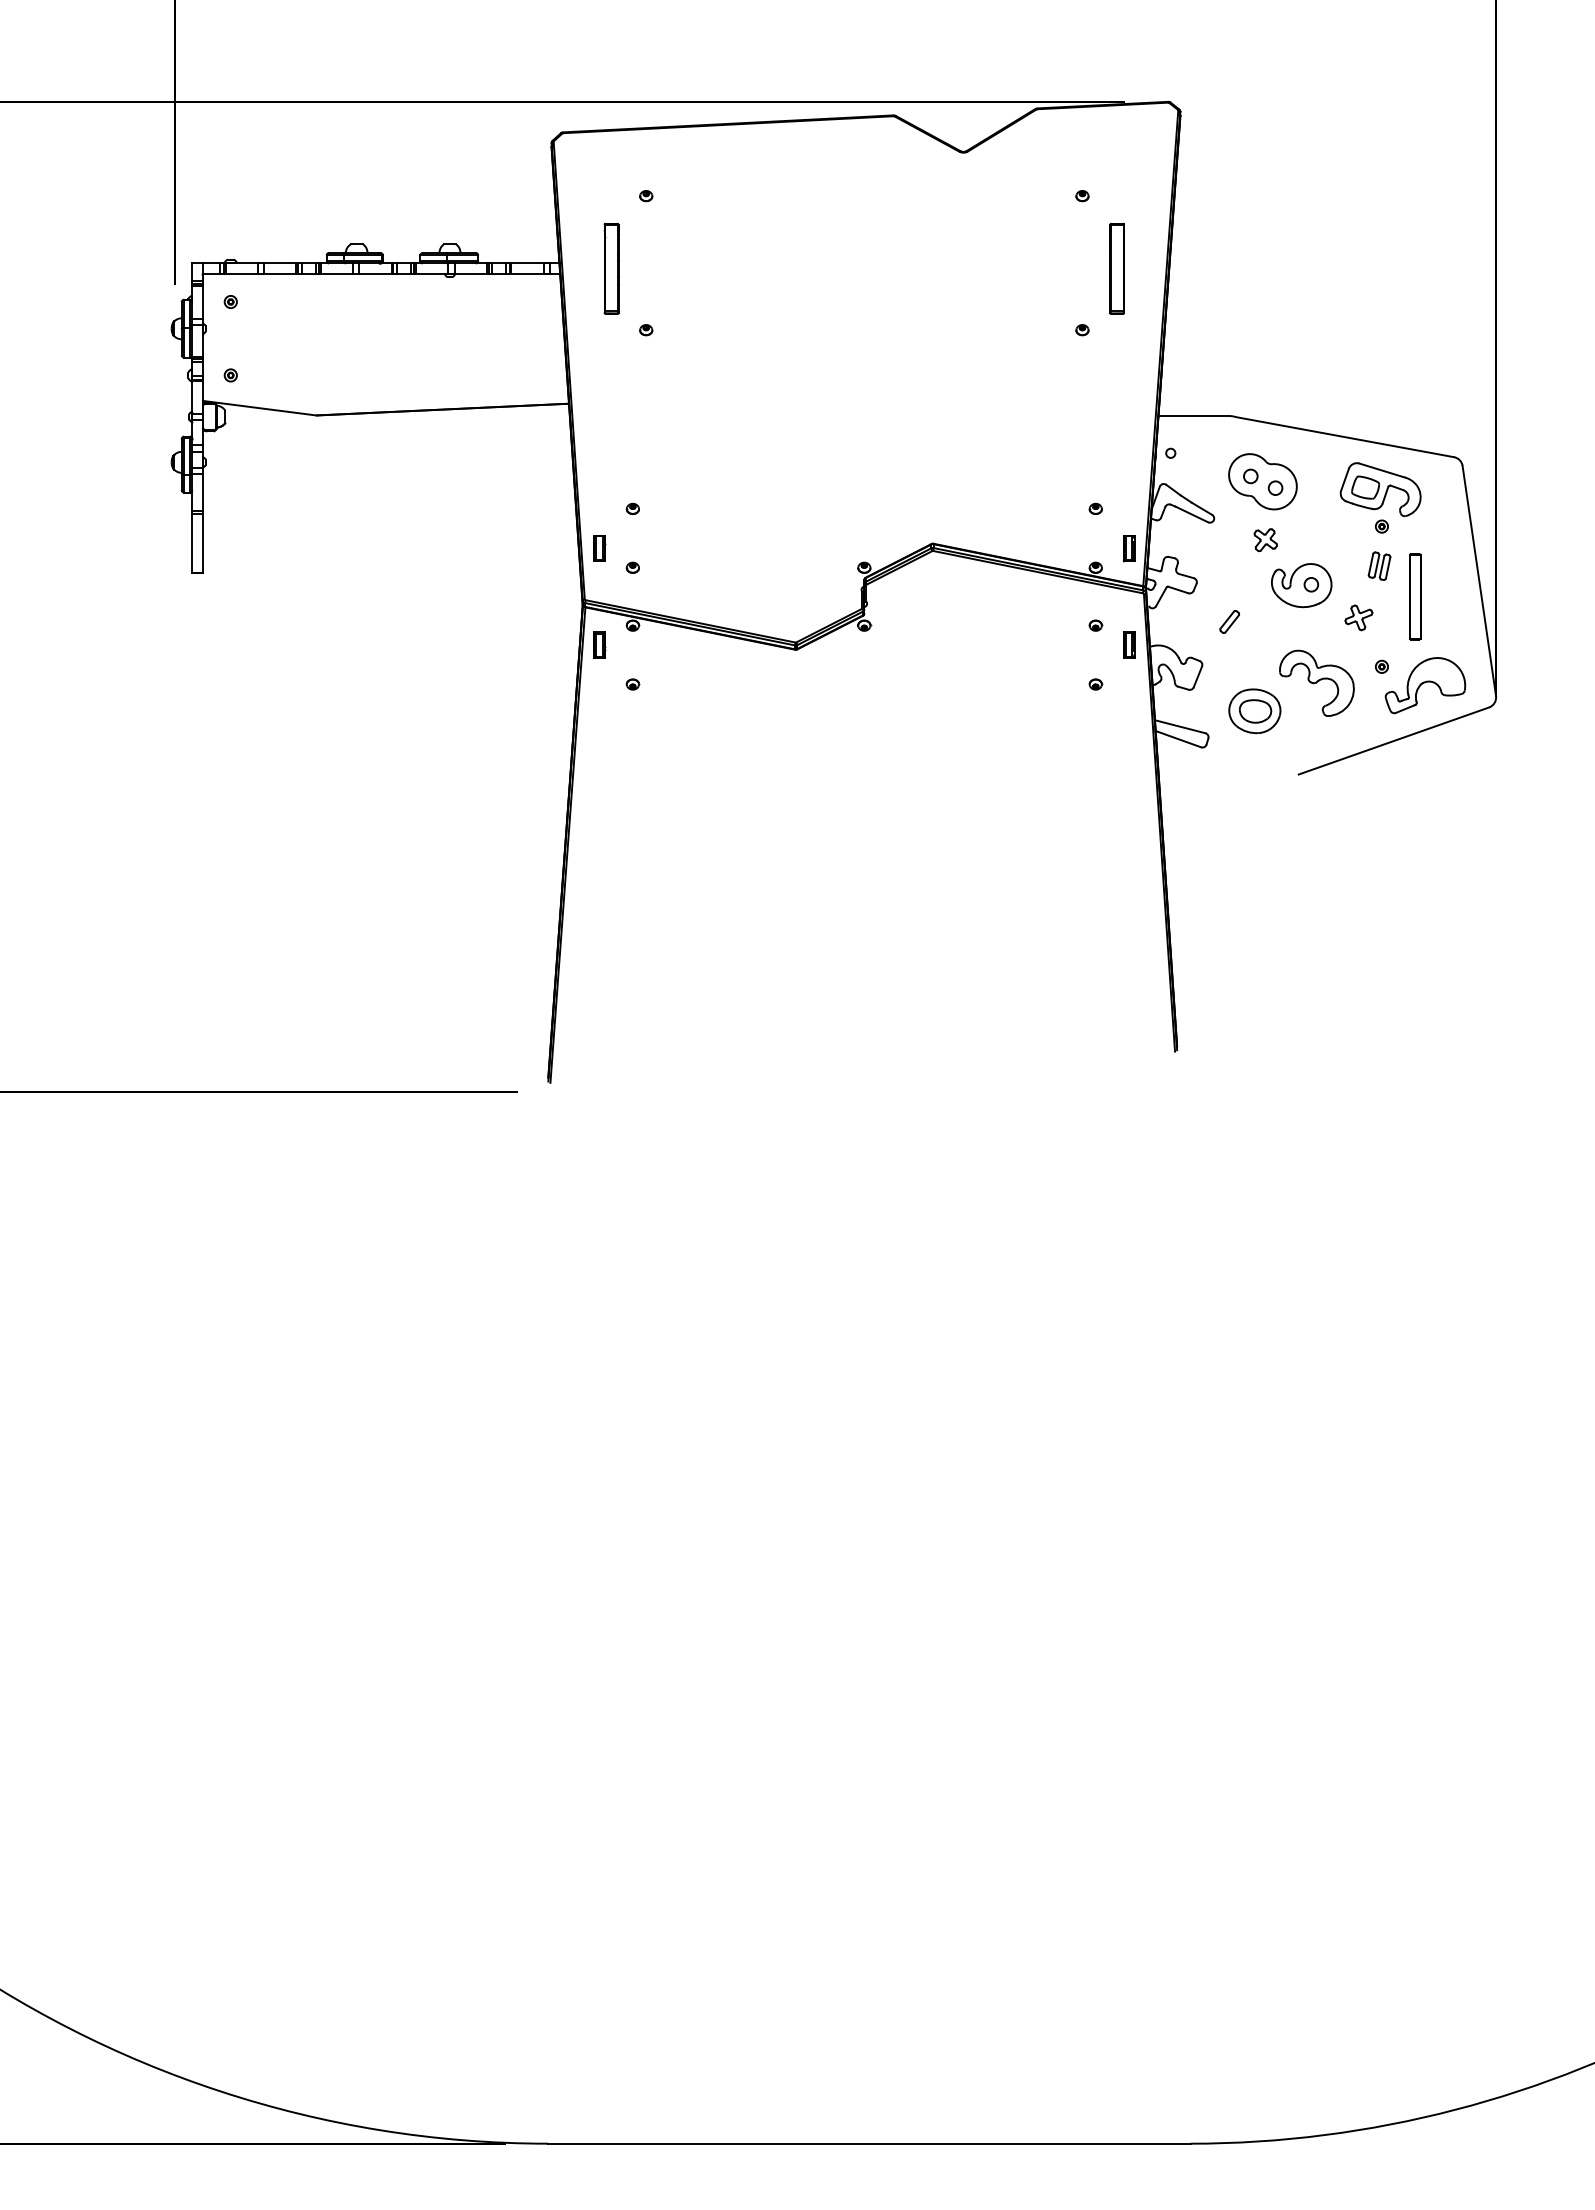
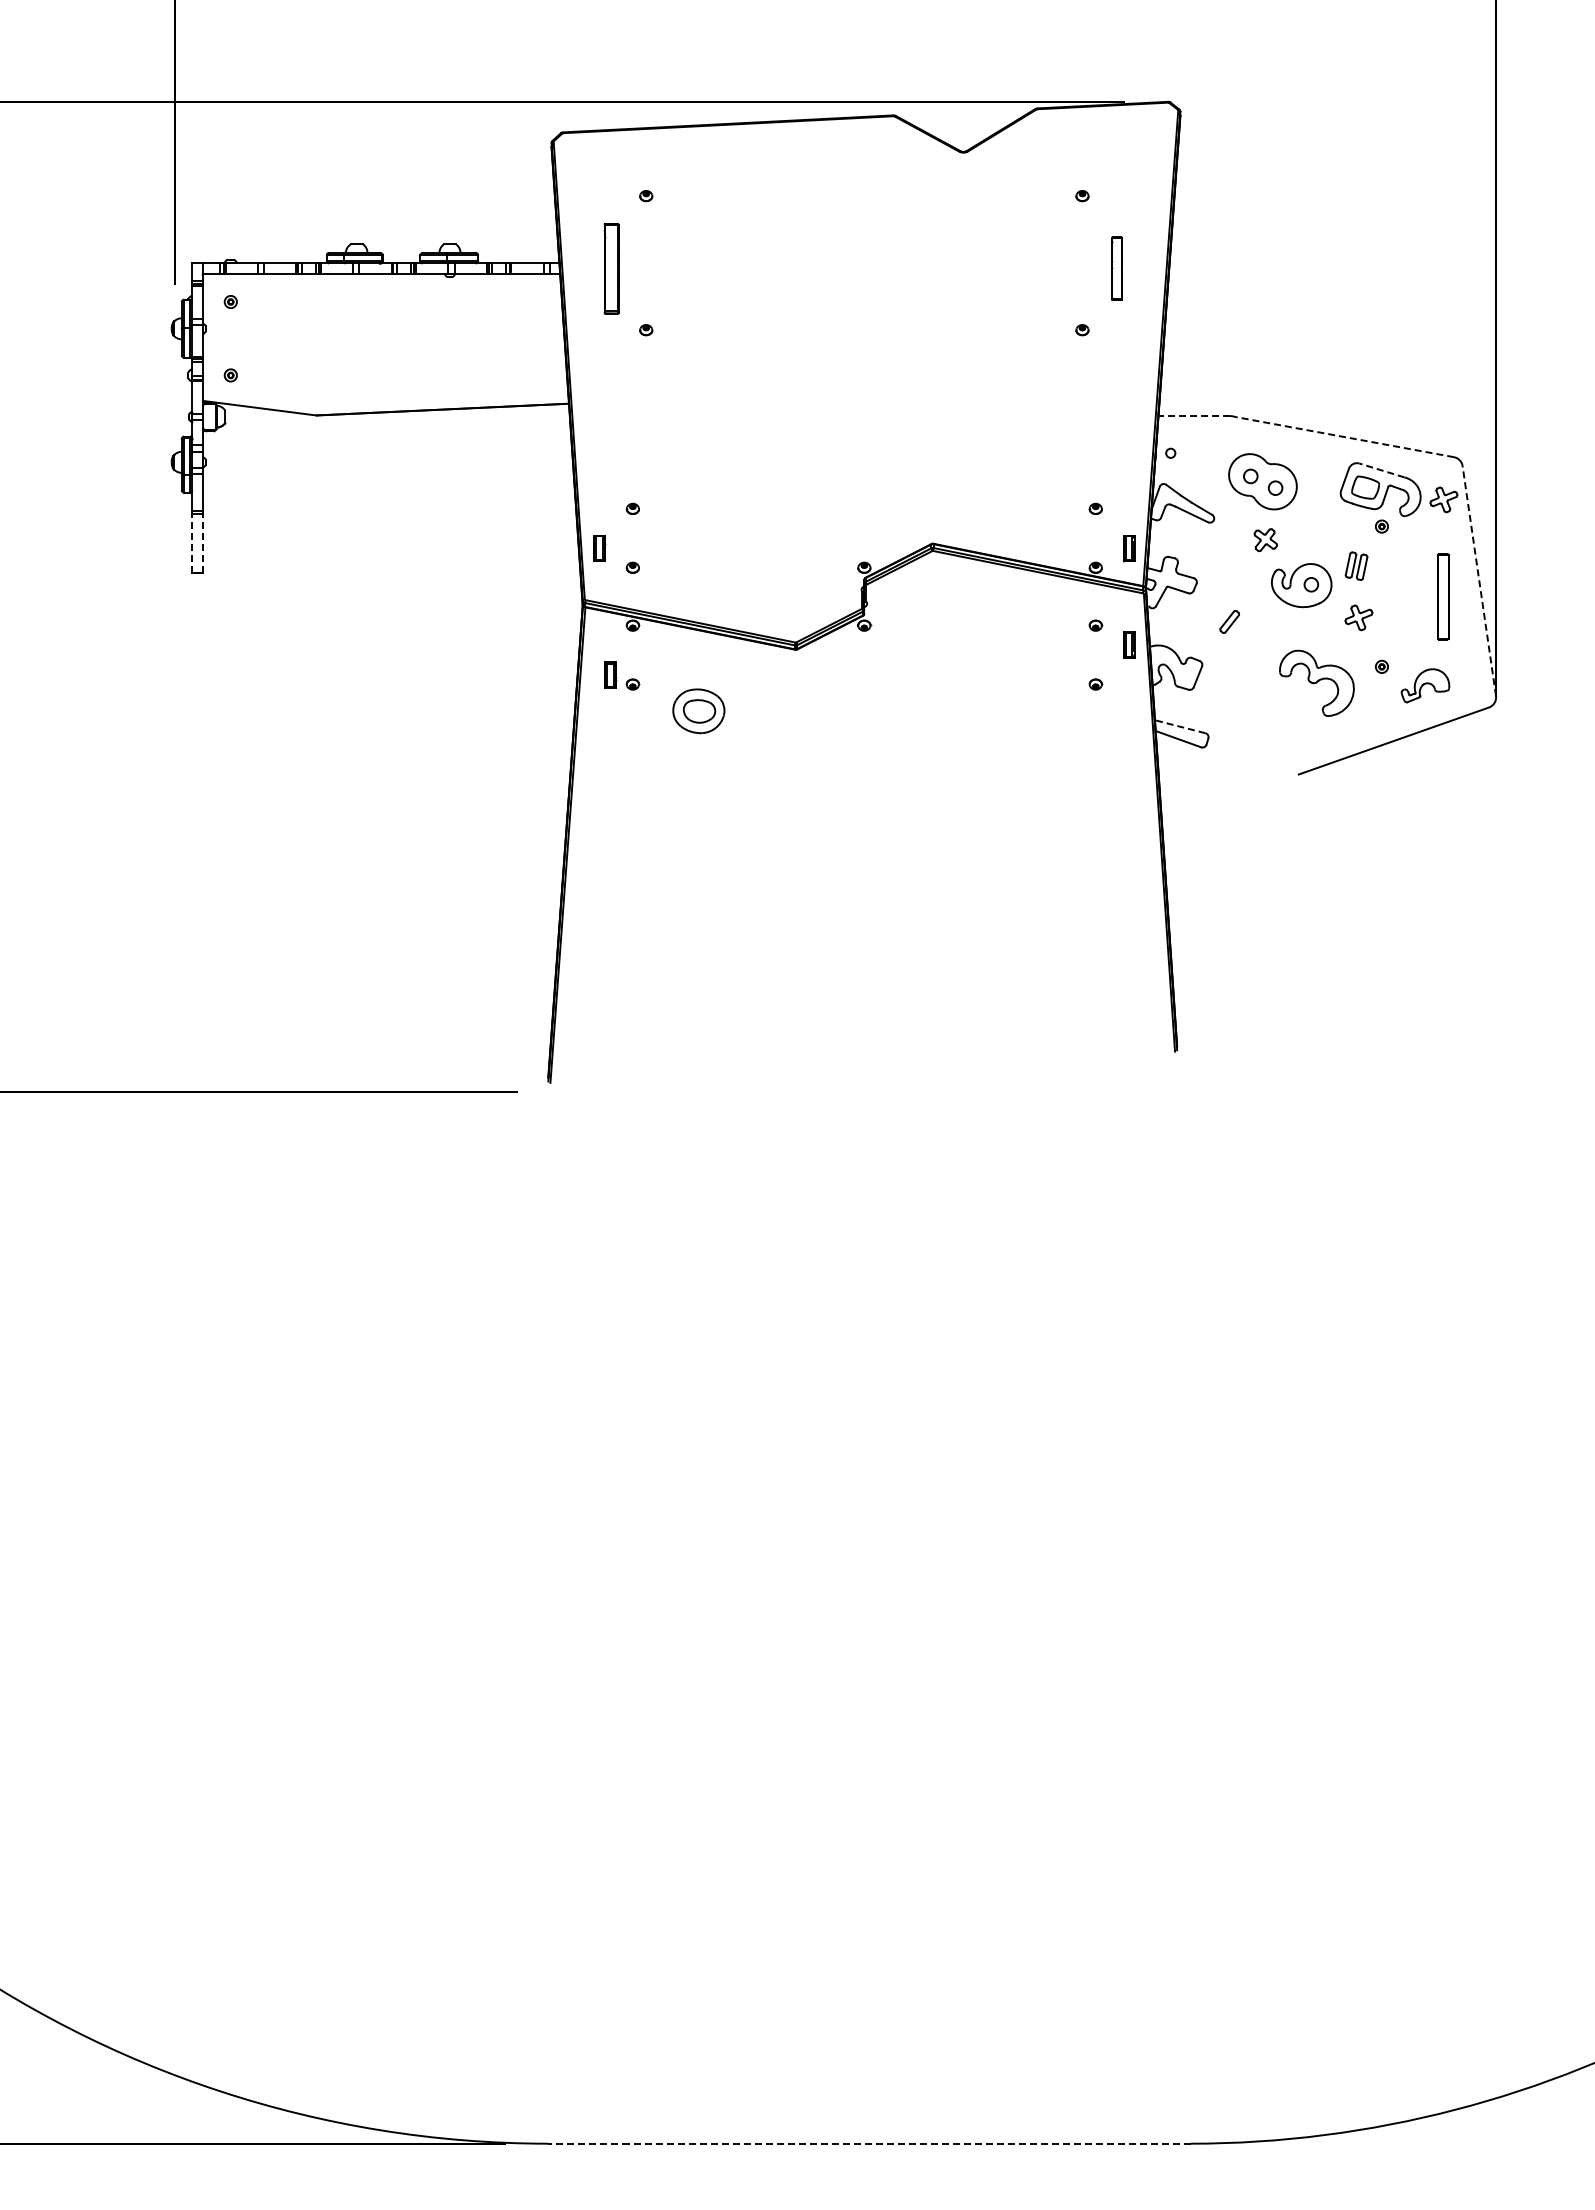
part size: 16x93 px -> 12x65 px (1116, 268)
line: solid -> dashed (1194, 416)
line: solid -> dashed (1345, 437)
line: solid -> dashed (1381, 470)
part: none -> present (1443, 499)
line: solid -> dashed (192, 542)
line: solid -> dashed (202, 542)
part position: (1379, 565) -> (1356, 565) (1356, 565)
line: solid -> dashed (1479, 580)
part position: (1415, 596) -> (1443, 596) (1443, 596)
part position: (599, 644) -> (610, 674) (610, 674)
part size: 83x58 px -> 51x36 px (1425, 685)
part position: (1254, 711) -> (698, 711) (698, 711)
line: solid -> dashed (1179, 726)
line: solid -> dashed (868, 2143)
